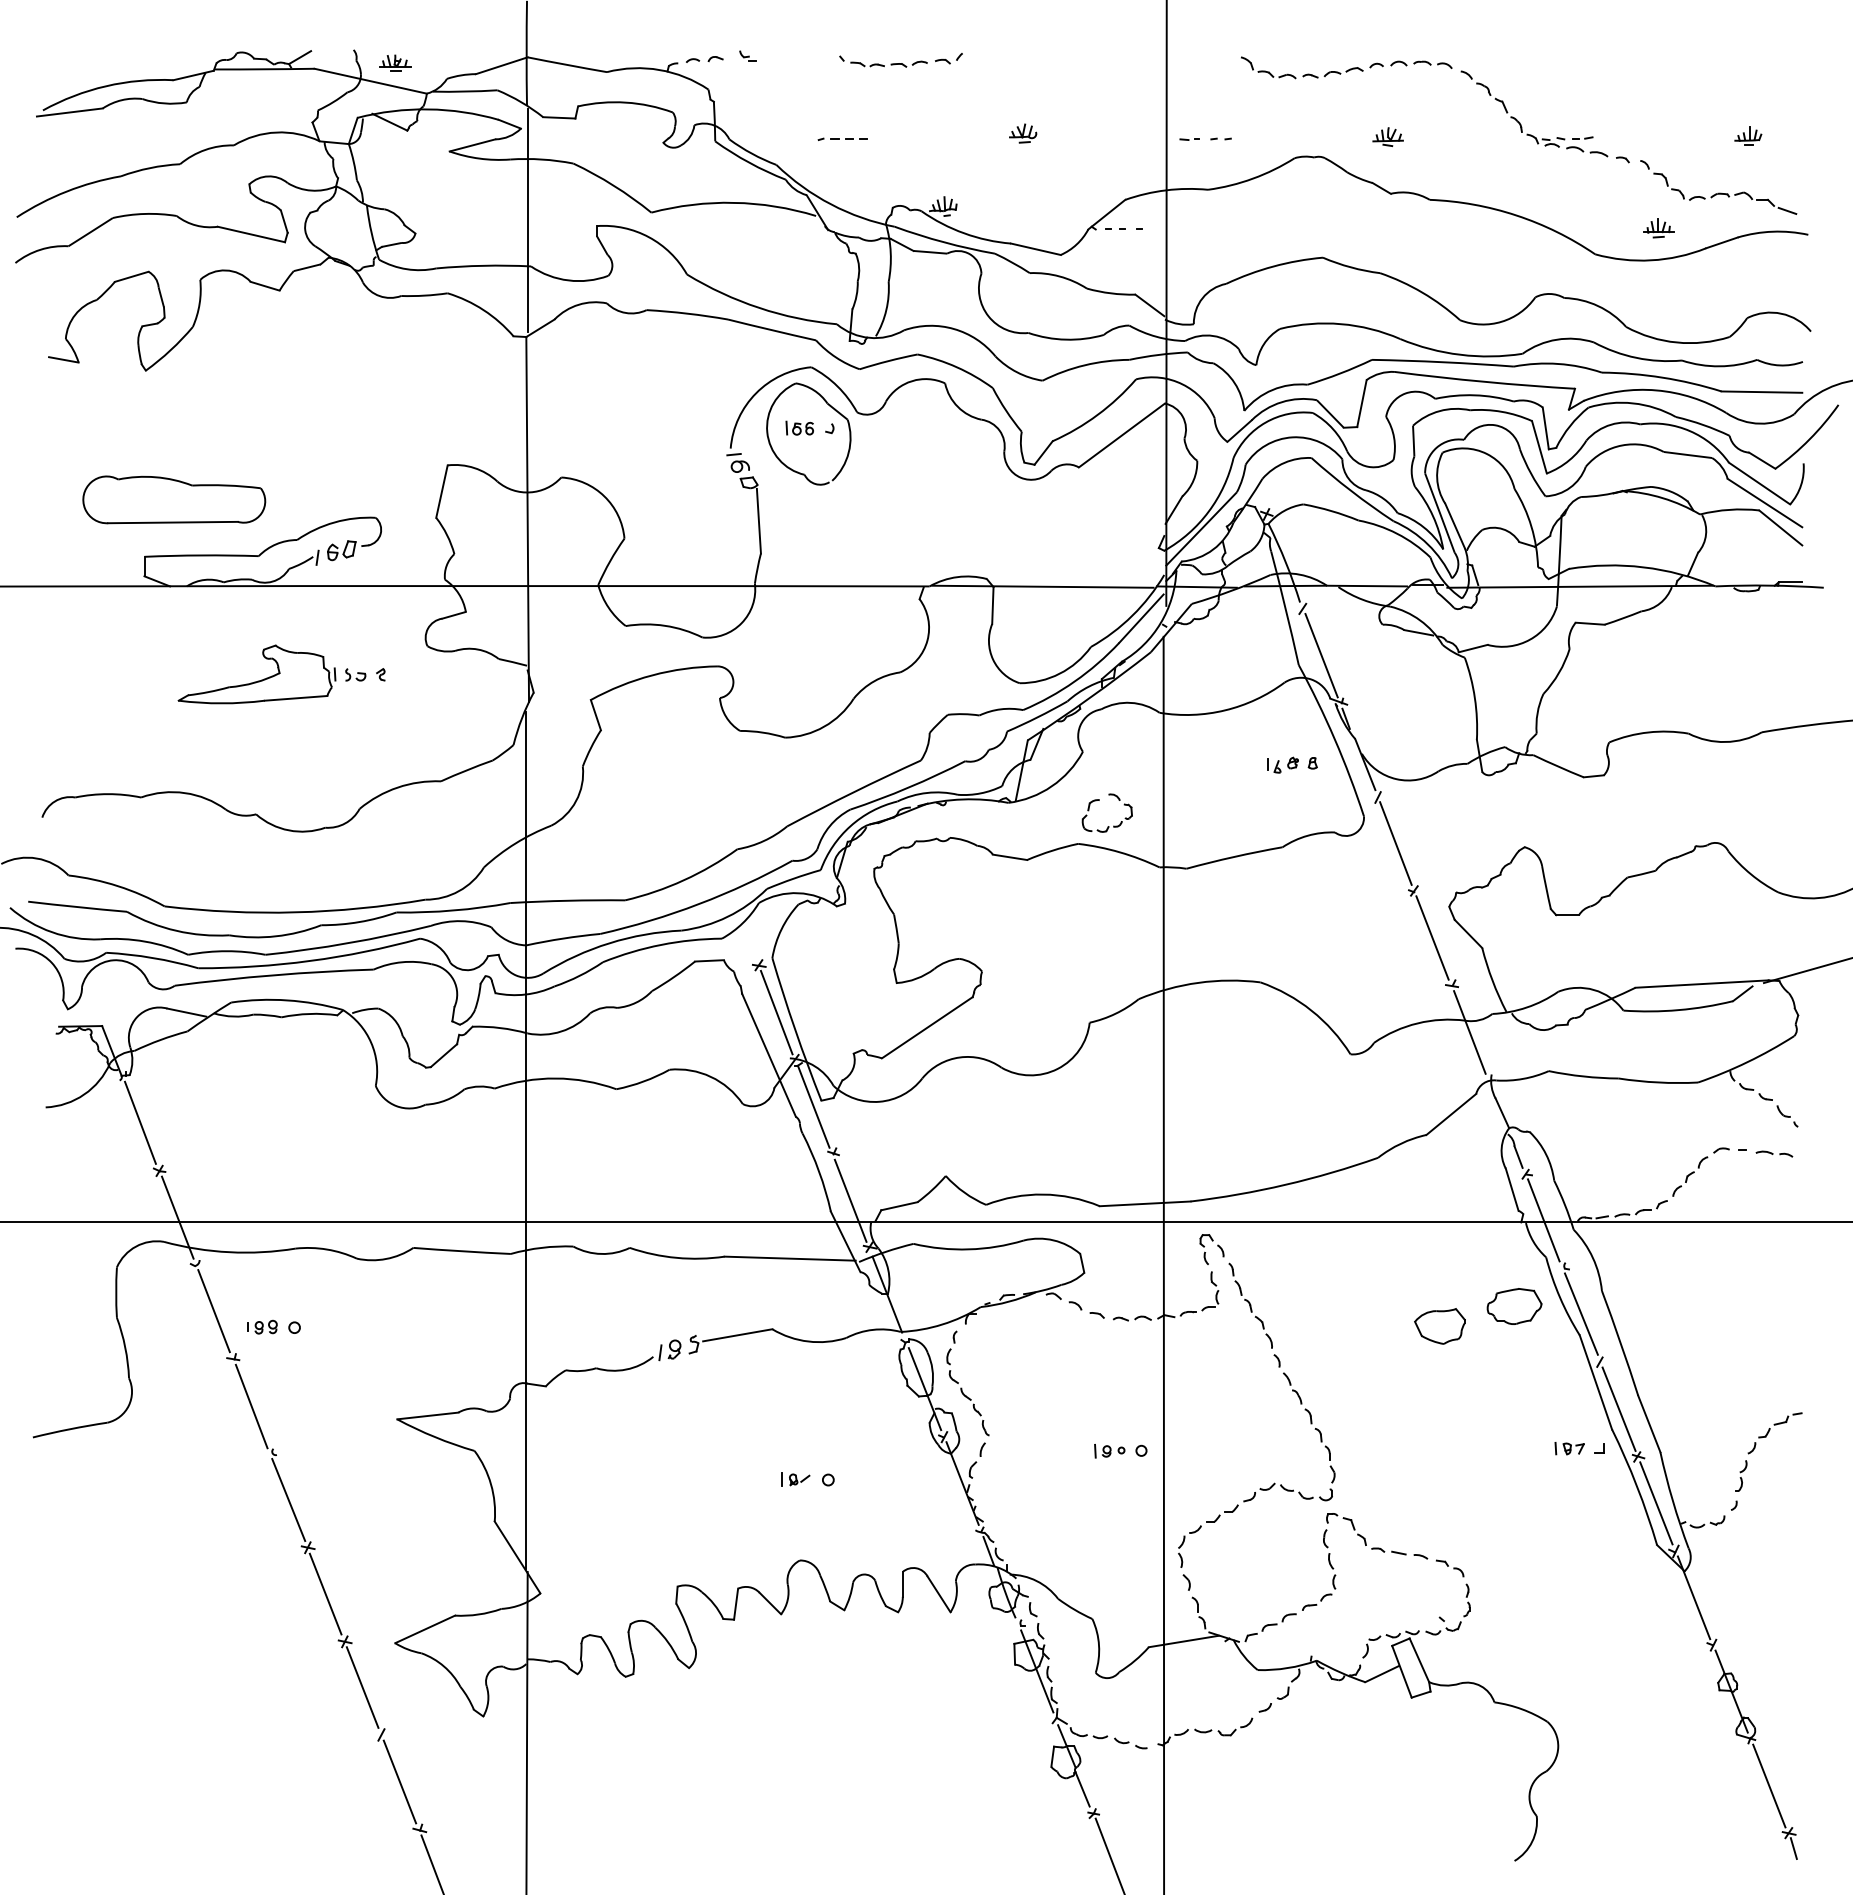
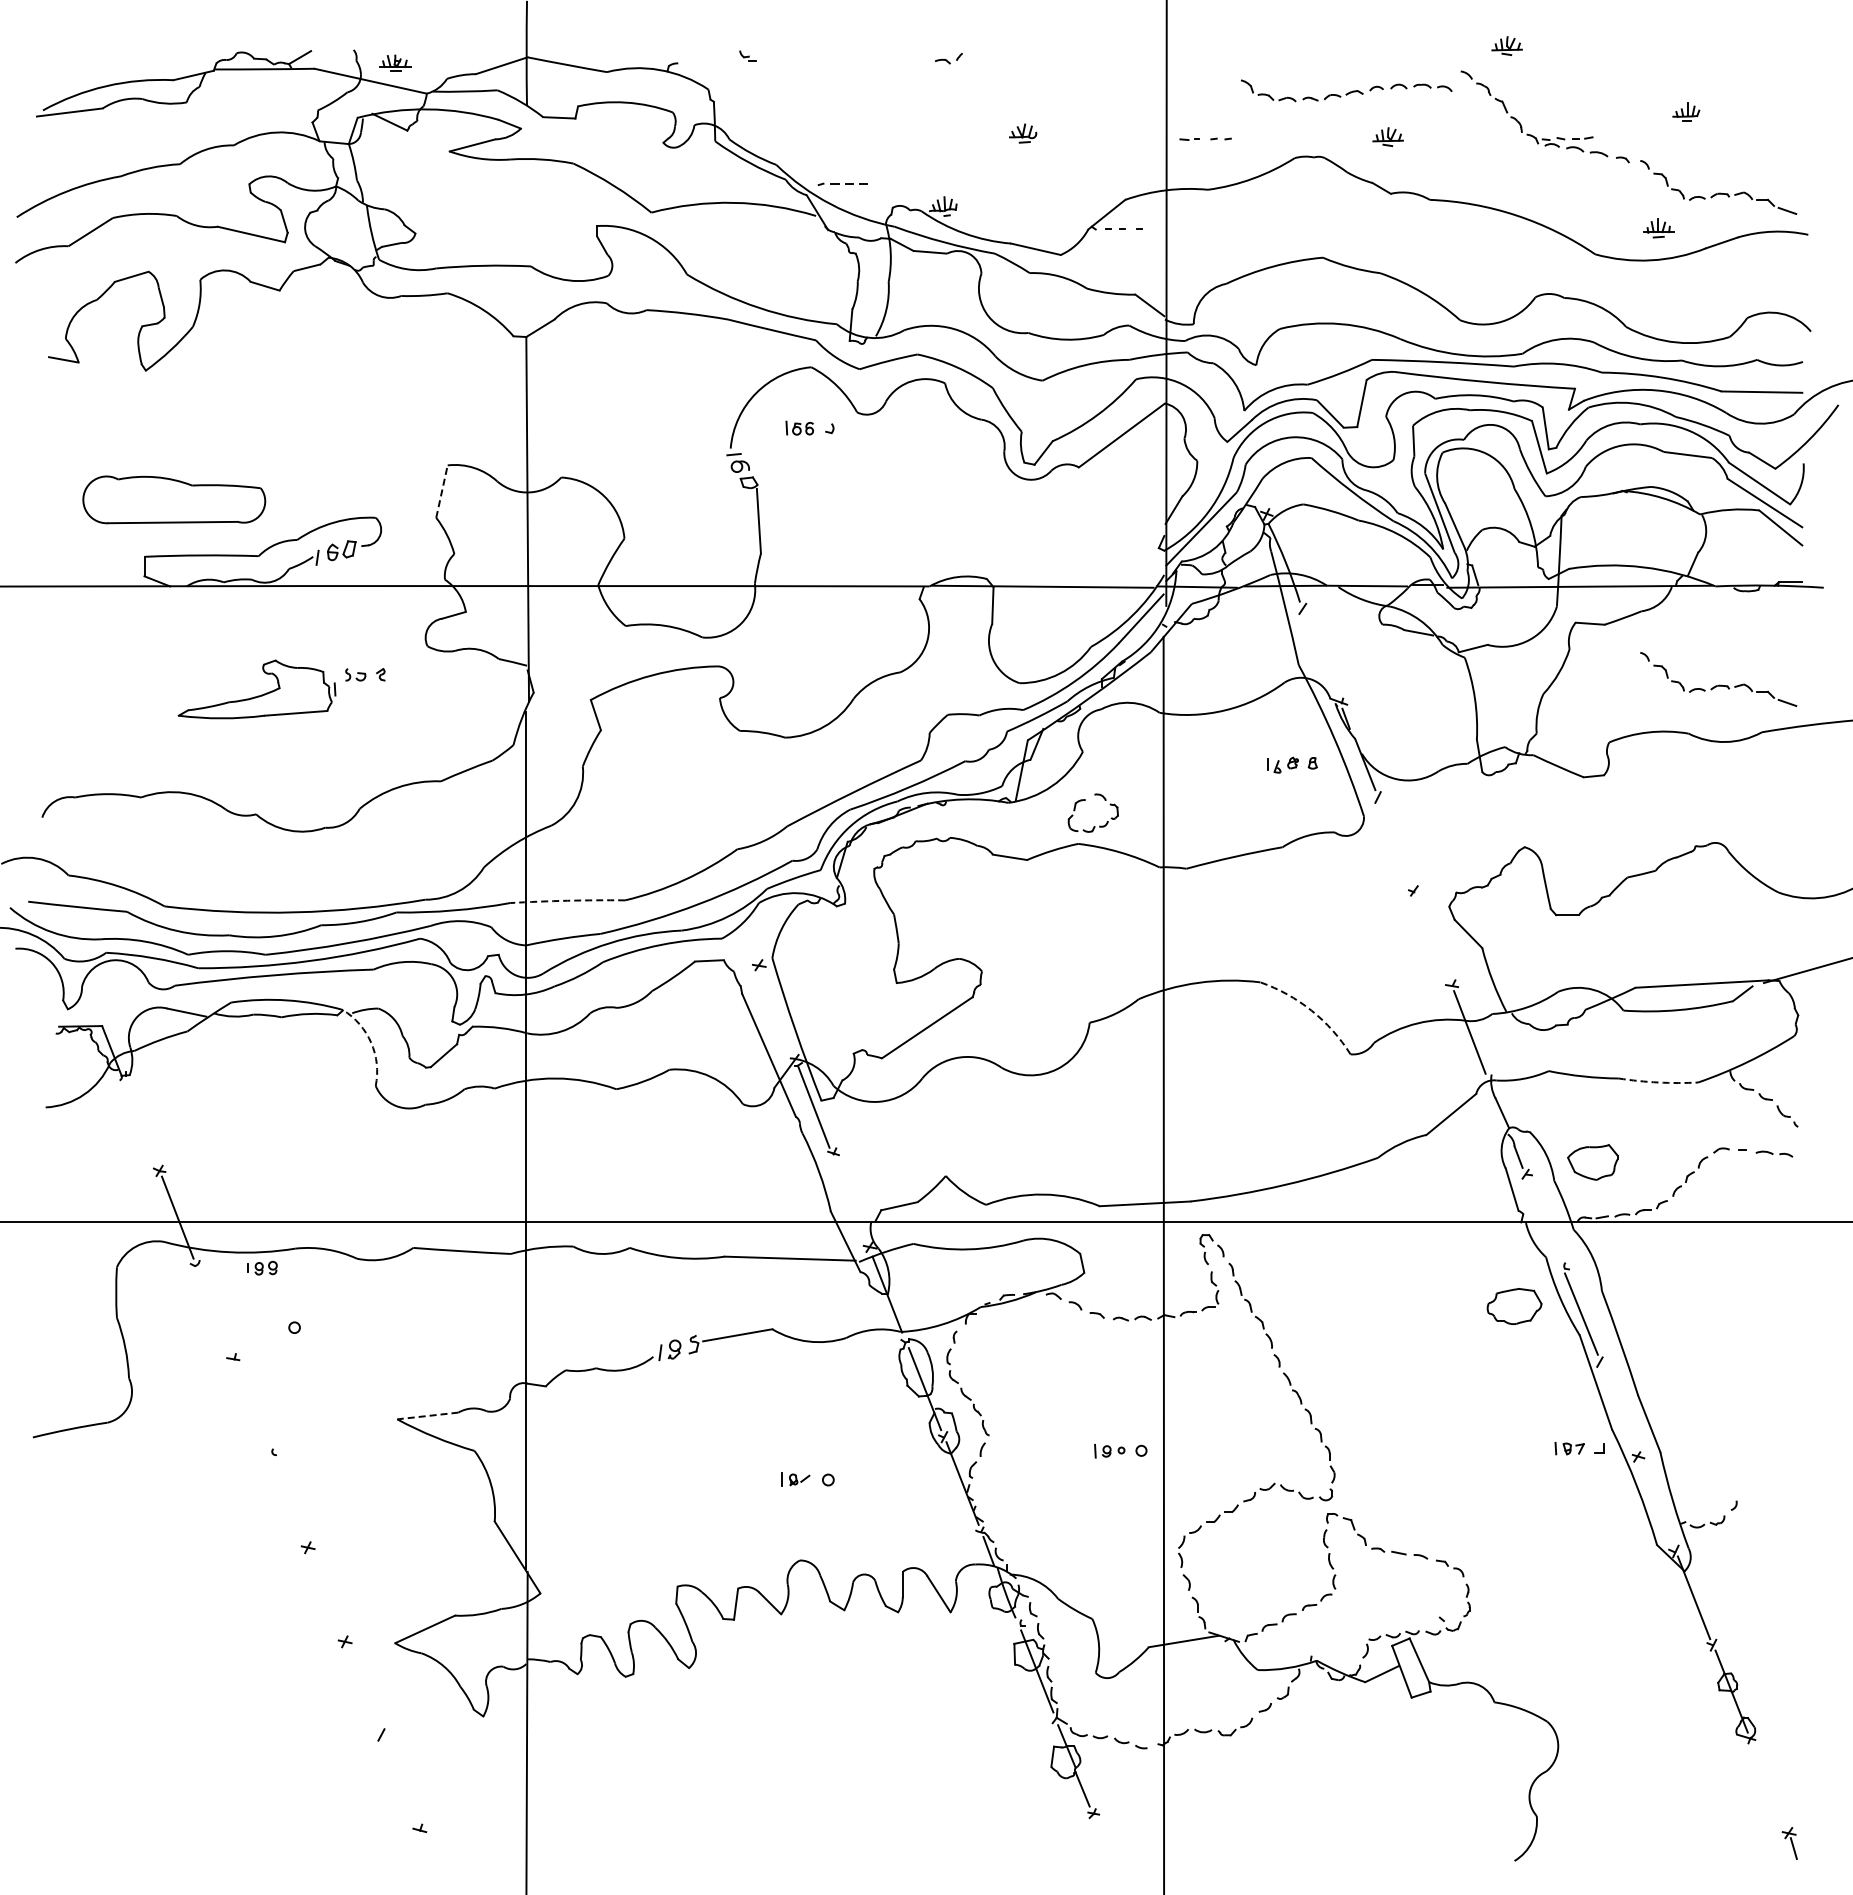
part: none -> present (1506, 45)
part: present -> none (704, 59)
part: present -> none (883, 61)
part position: (1346, 67) -> (1346, 90) (1346, 90)
part position: (1748, 135) -> (1686, 111) (1686, 111)
part position: (842, 138) -> (842, 183) (842, 183)
line: present -> none (528, 220)
part: present -> none (830, 407)
line: solid -> dashed (441, 491)
line: present -> none (1321, 655)
part: none -> present (1718, 679)
part position: (257, 680) -> (257, 695) (257, 695)
part position: (1099, 800) -> (1085, 800) (1085, 800)
line: present -> none (1395, 843)
arc: solid -> dashed (567, 900)
line: present -> none (1432, 937)
arc: solid -> dashed (1311, 1010)
line: present -> none (776, 1012)
arc: solid -> dashed (371, 1042)
arc: solid -> dashed (1658, 1082)
line: present -> none (140, 1122)
line: present -> none (850, 1200)
line: present -> none (1543, 1220)
line: present -> none (213, 1311)
part position: (262, 1326) -> (262, 1267) (262, 1267)
part position: (1439, 1326) -> (1592, 1162) (1592, 1162)
line: present -> none (251, 1406)
line: present -> none (1618, 1408)
line: solid -> dashed (427, 1415)
part: present -> none (1755, 1448)
line: present -> none (288, 1500)
line: present -> none (1656, 1503)
line: present -> none (325, 1593)
line: present -> none (362, 1687)
line: present -> none (399, 1781)
line: present -> none (1769, 1785)
line: present -> none (1109, 1854)
line: present -> none (431, 1863)
